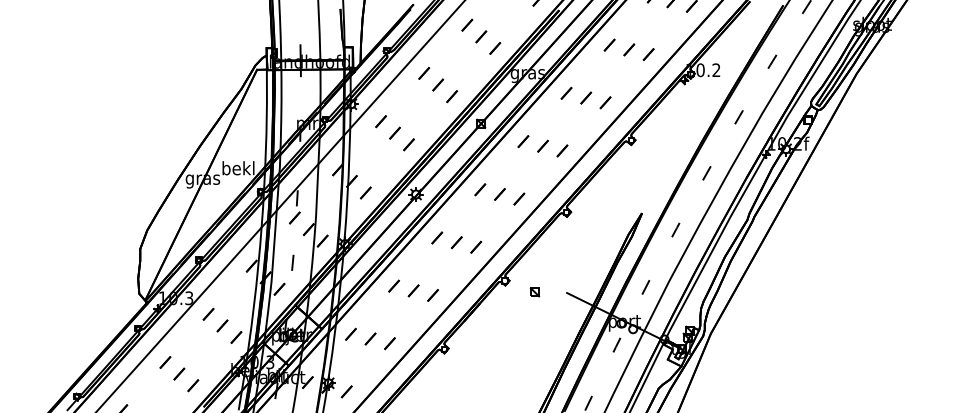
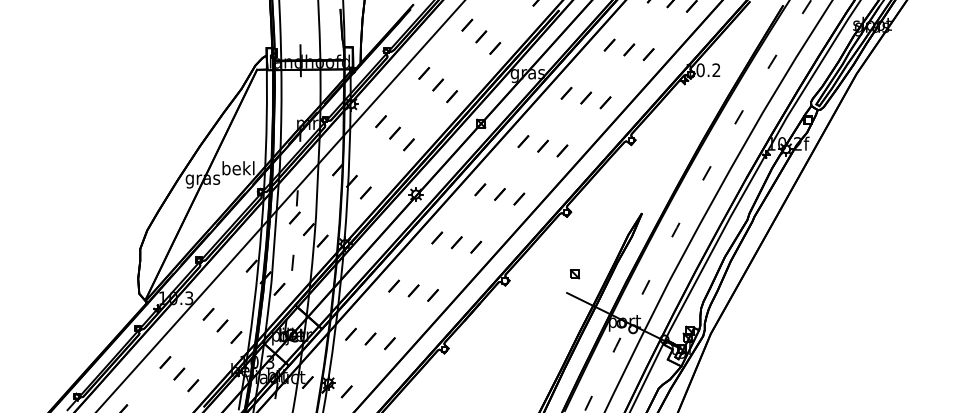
part position: (534, 292) -> (574, 274) (574, 274)
